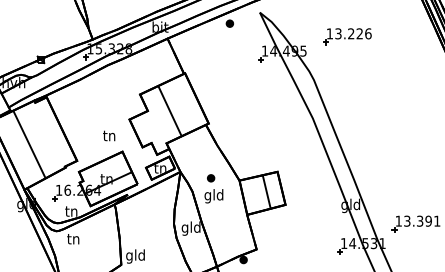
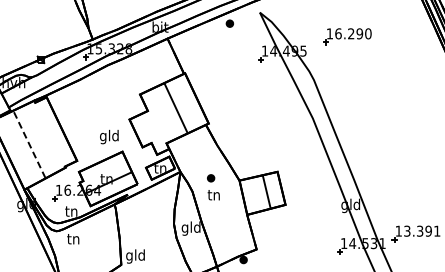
text: 13.226 -> 16.290 (353, 33)
line position: (169, 110) -> (175, 107) (175, 107)
text: tn -> gld (109, 136)
line: solid -> dashed (29, 144)
text: gld -> tn (213, 196)
part position: (415, 223) -> (415, 233) (415, 233)
